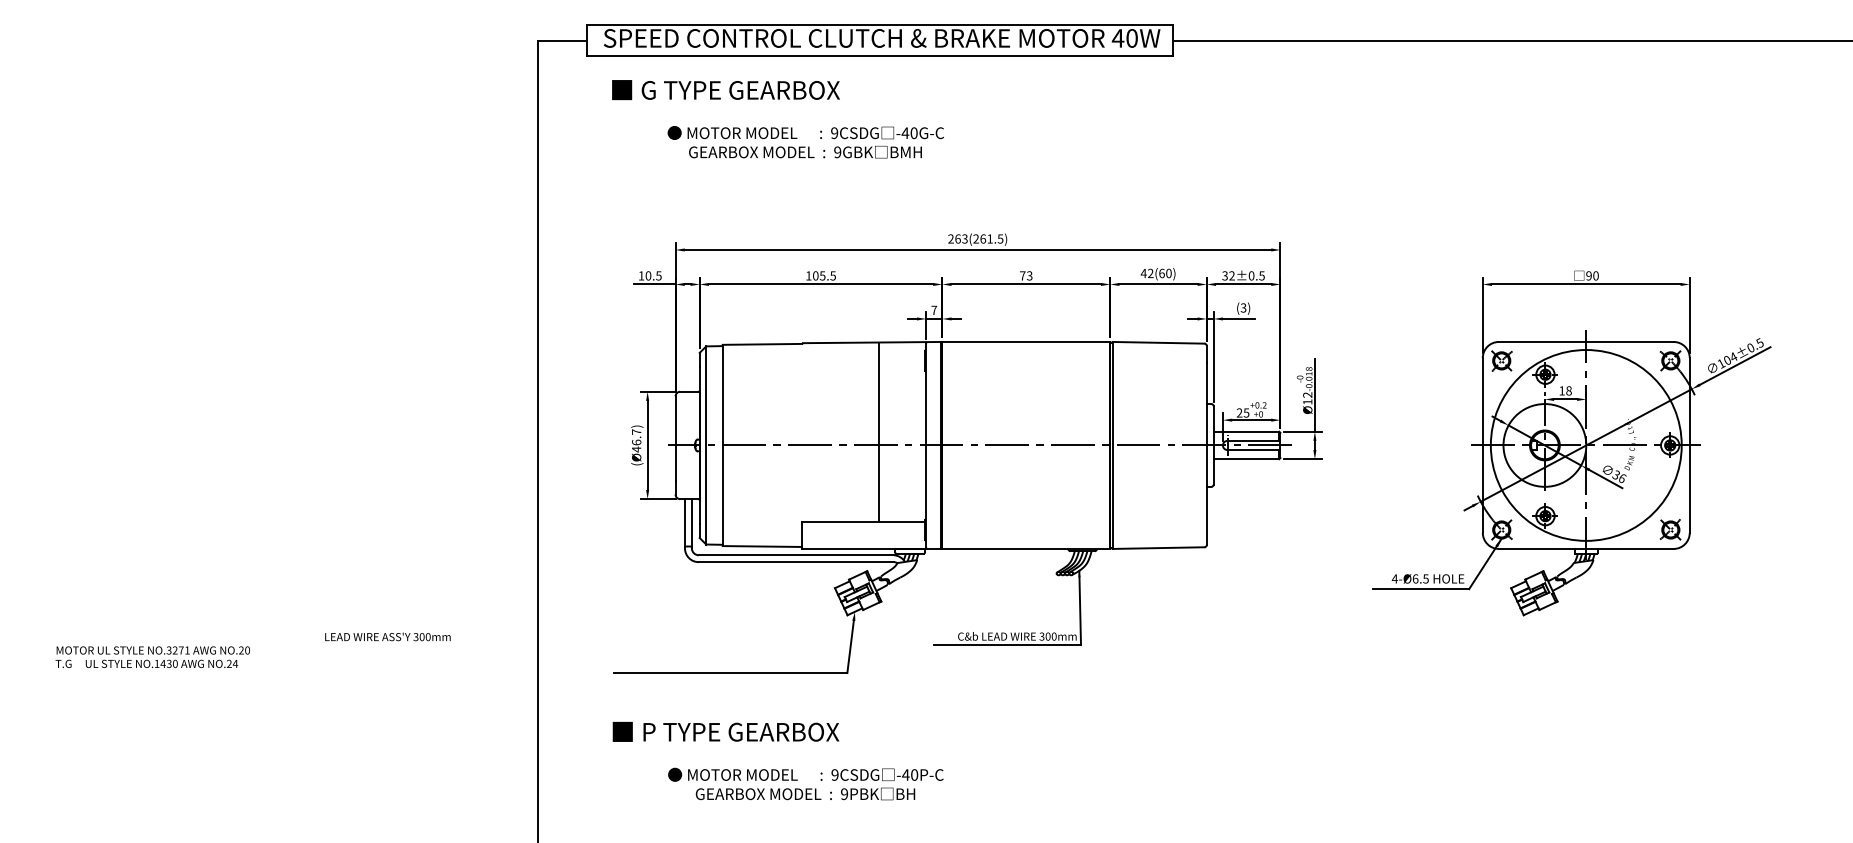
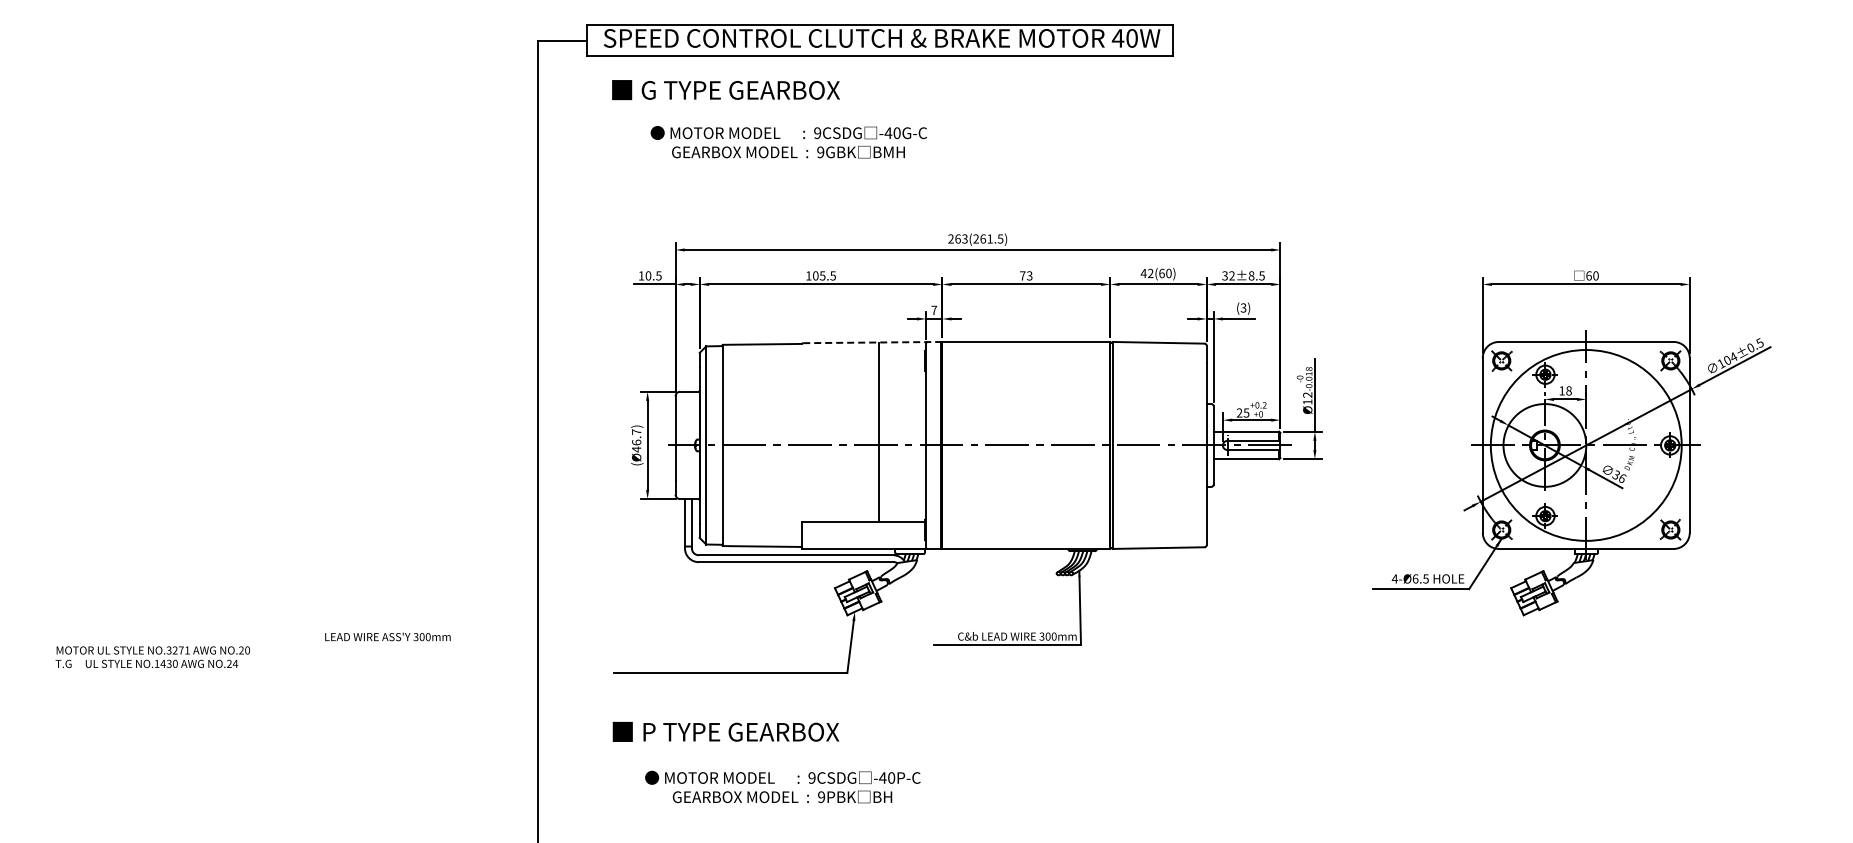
line: present -> none (1511, 40)
text position: (805, 142) -> (788, 142) (788, 142)
text: 90 -> 60 (1588, 275)
text: 0.5 -> 8.5 (1251, 276)
line: solid -> dashed (872, 342)
text position: (805, 783) -> (782, 786) (782, 786)
